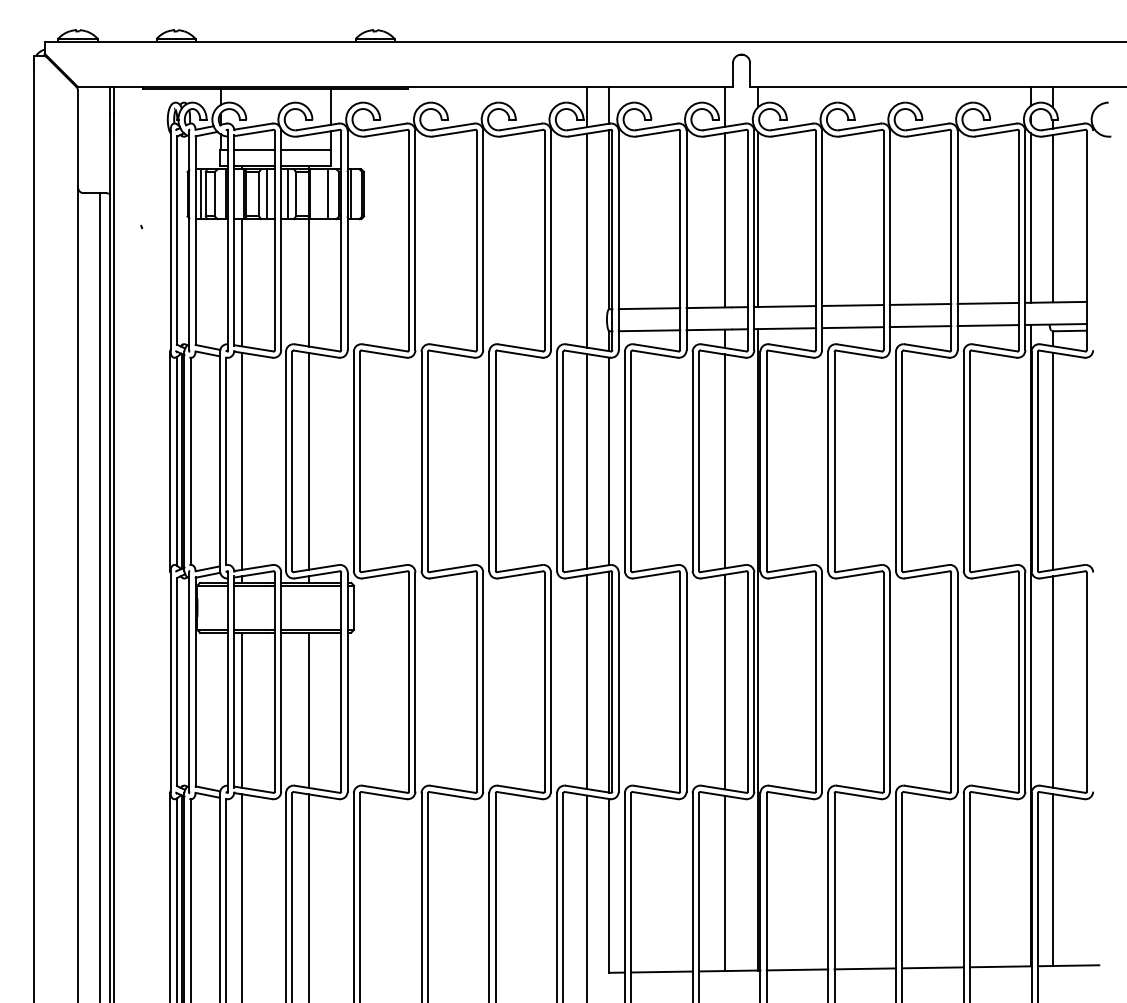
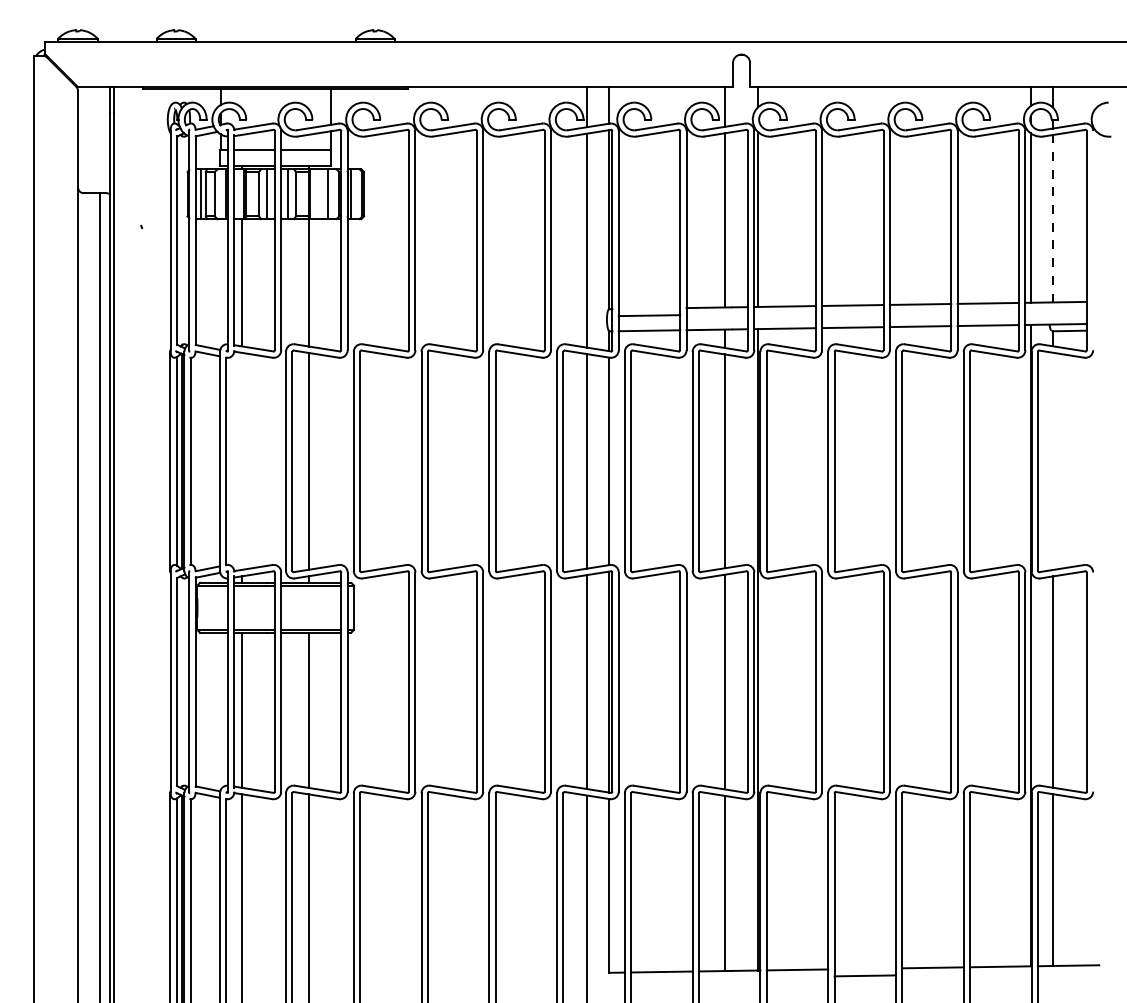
line: solid -> dashed (1052, 218)
line position: (649, 308) -> (649, 315) (649, 315)
line: present -> none (242, 460)
line: present -> none (1052, 461)
line position: (864, 968) -> (864, 975) (864, 975)
